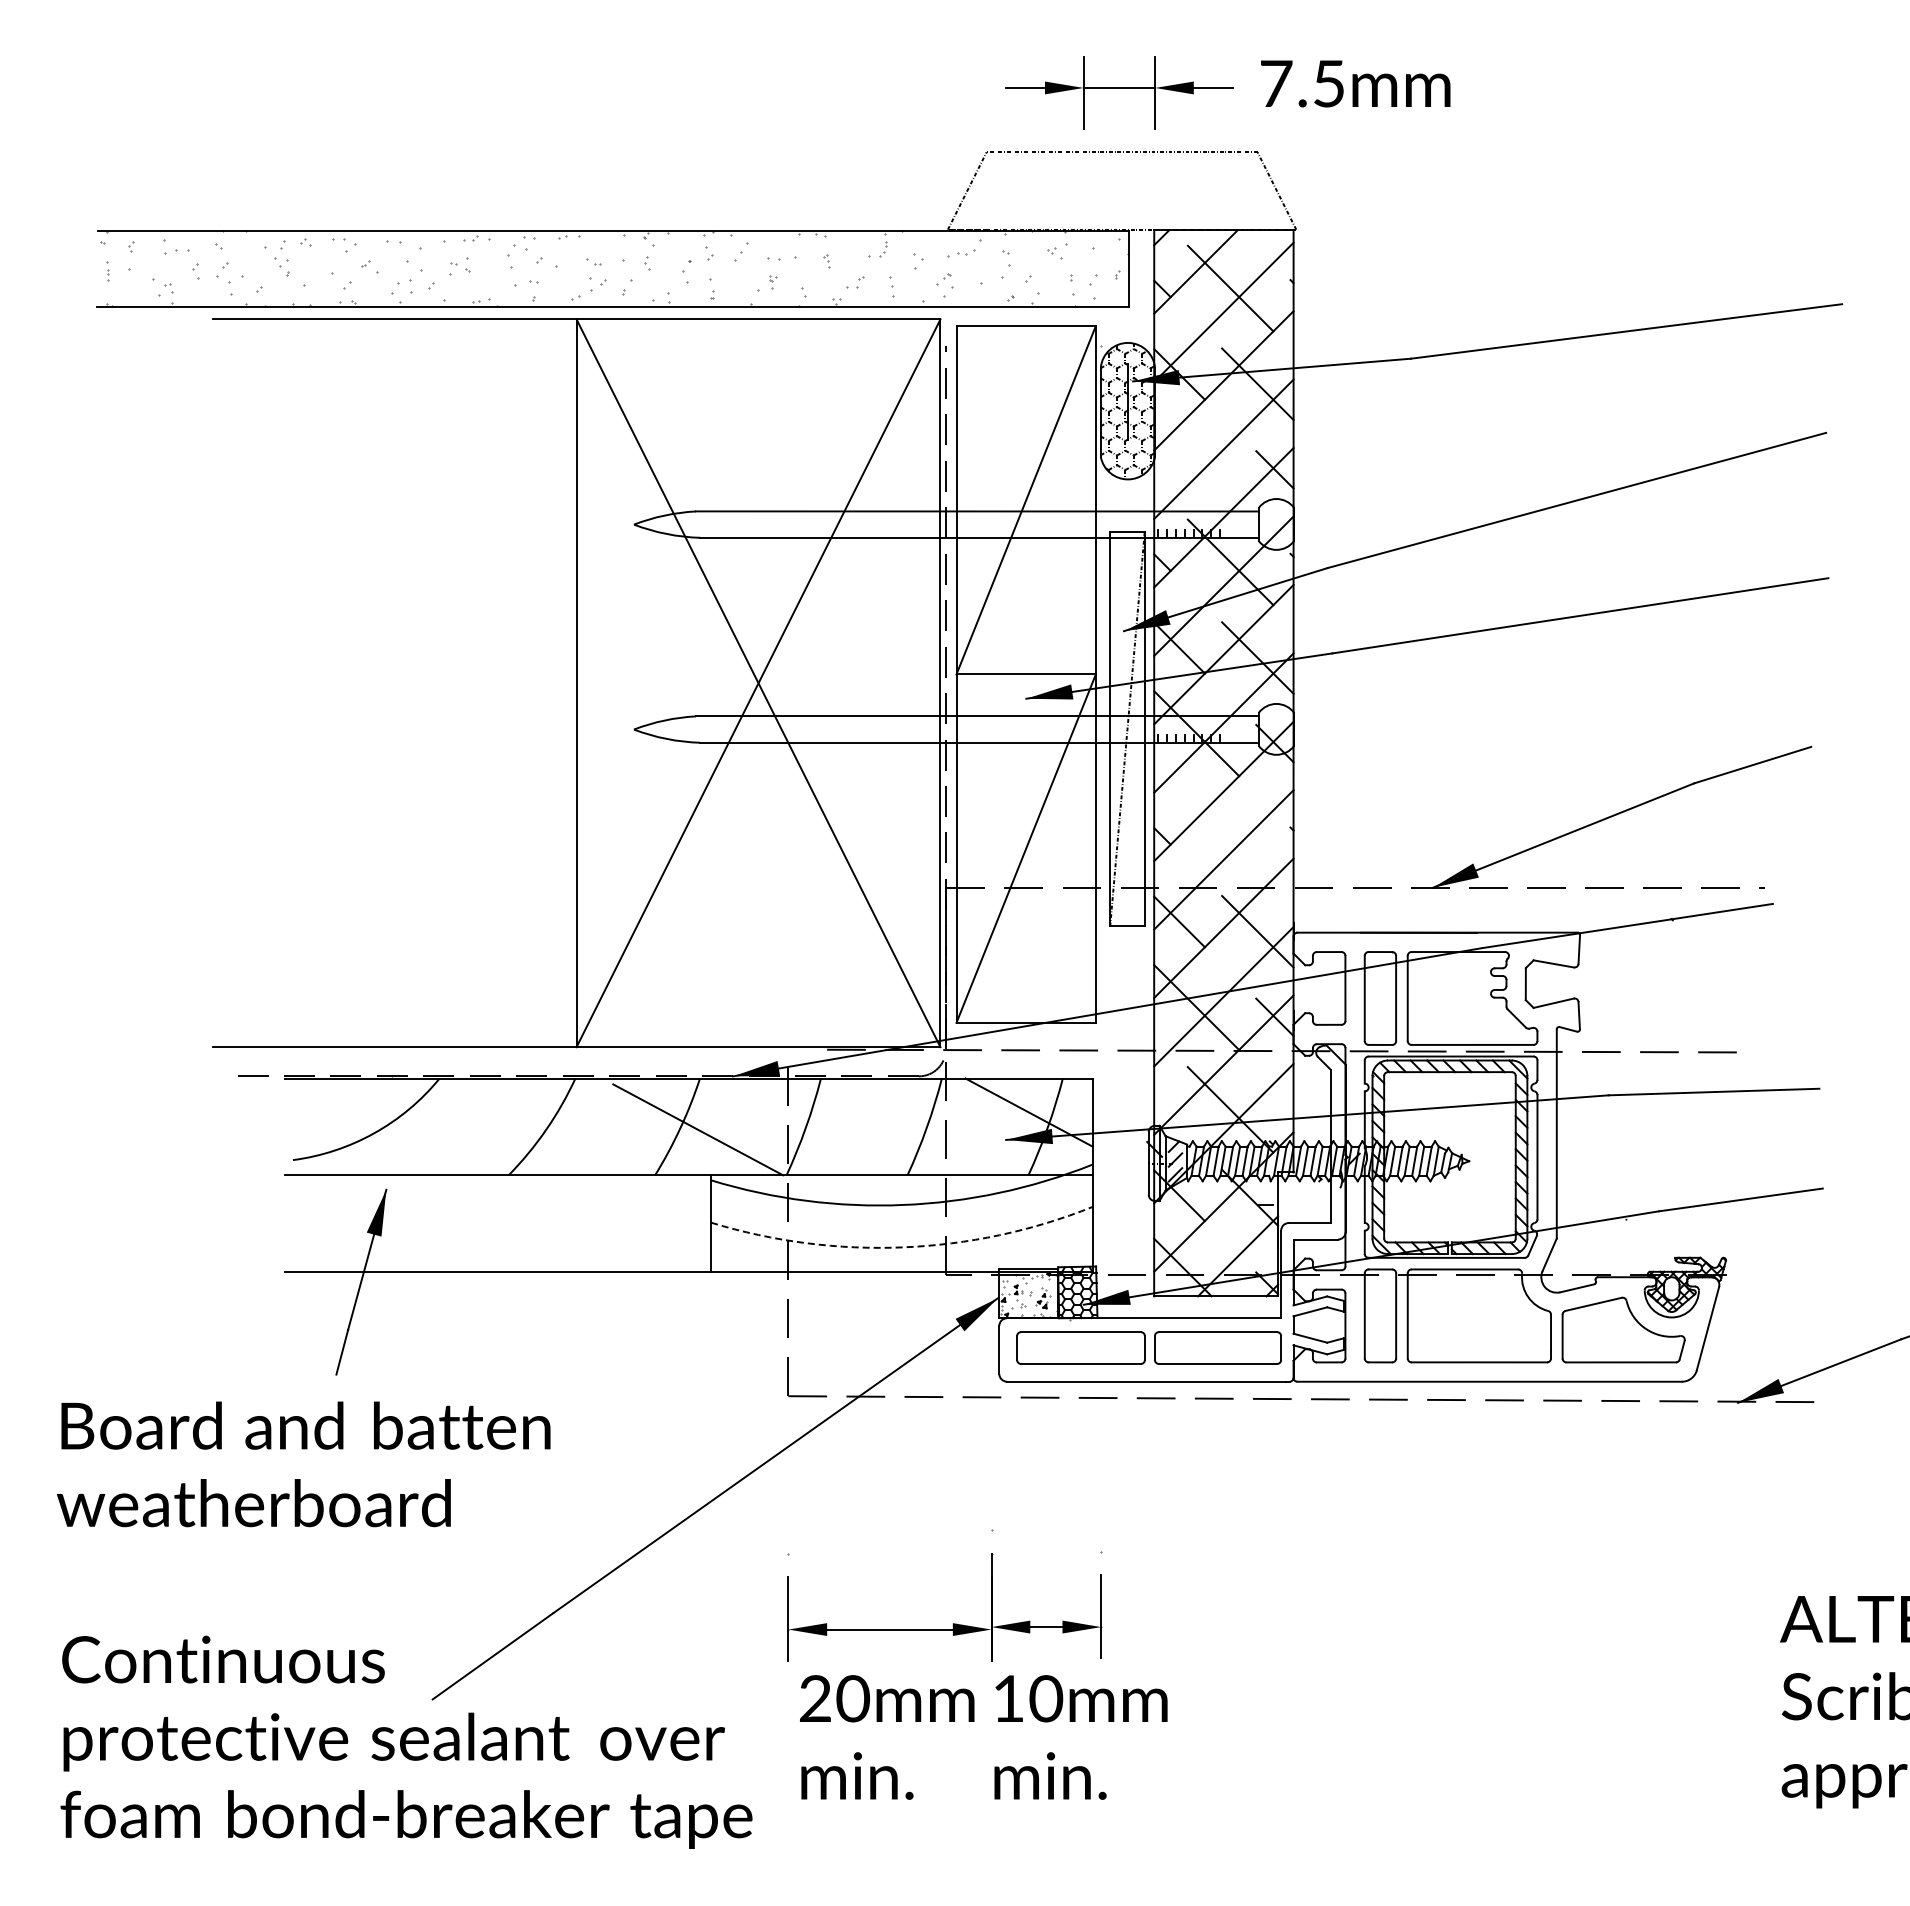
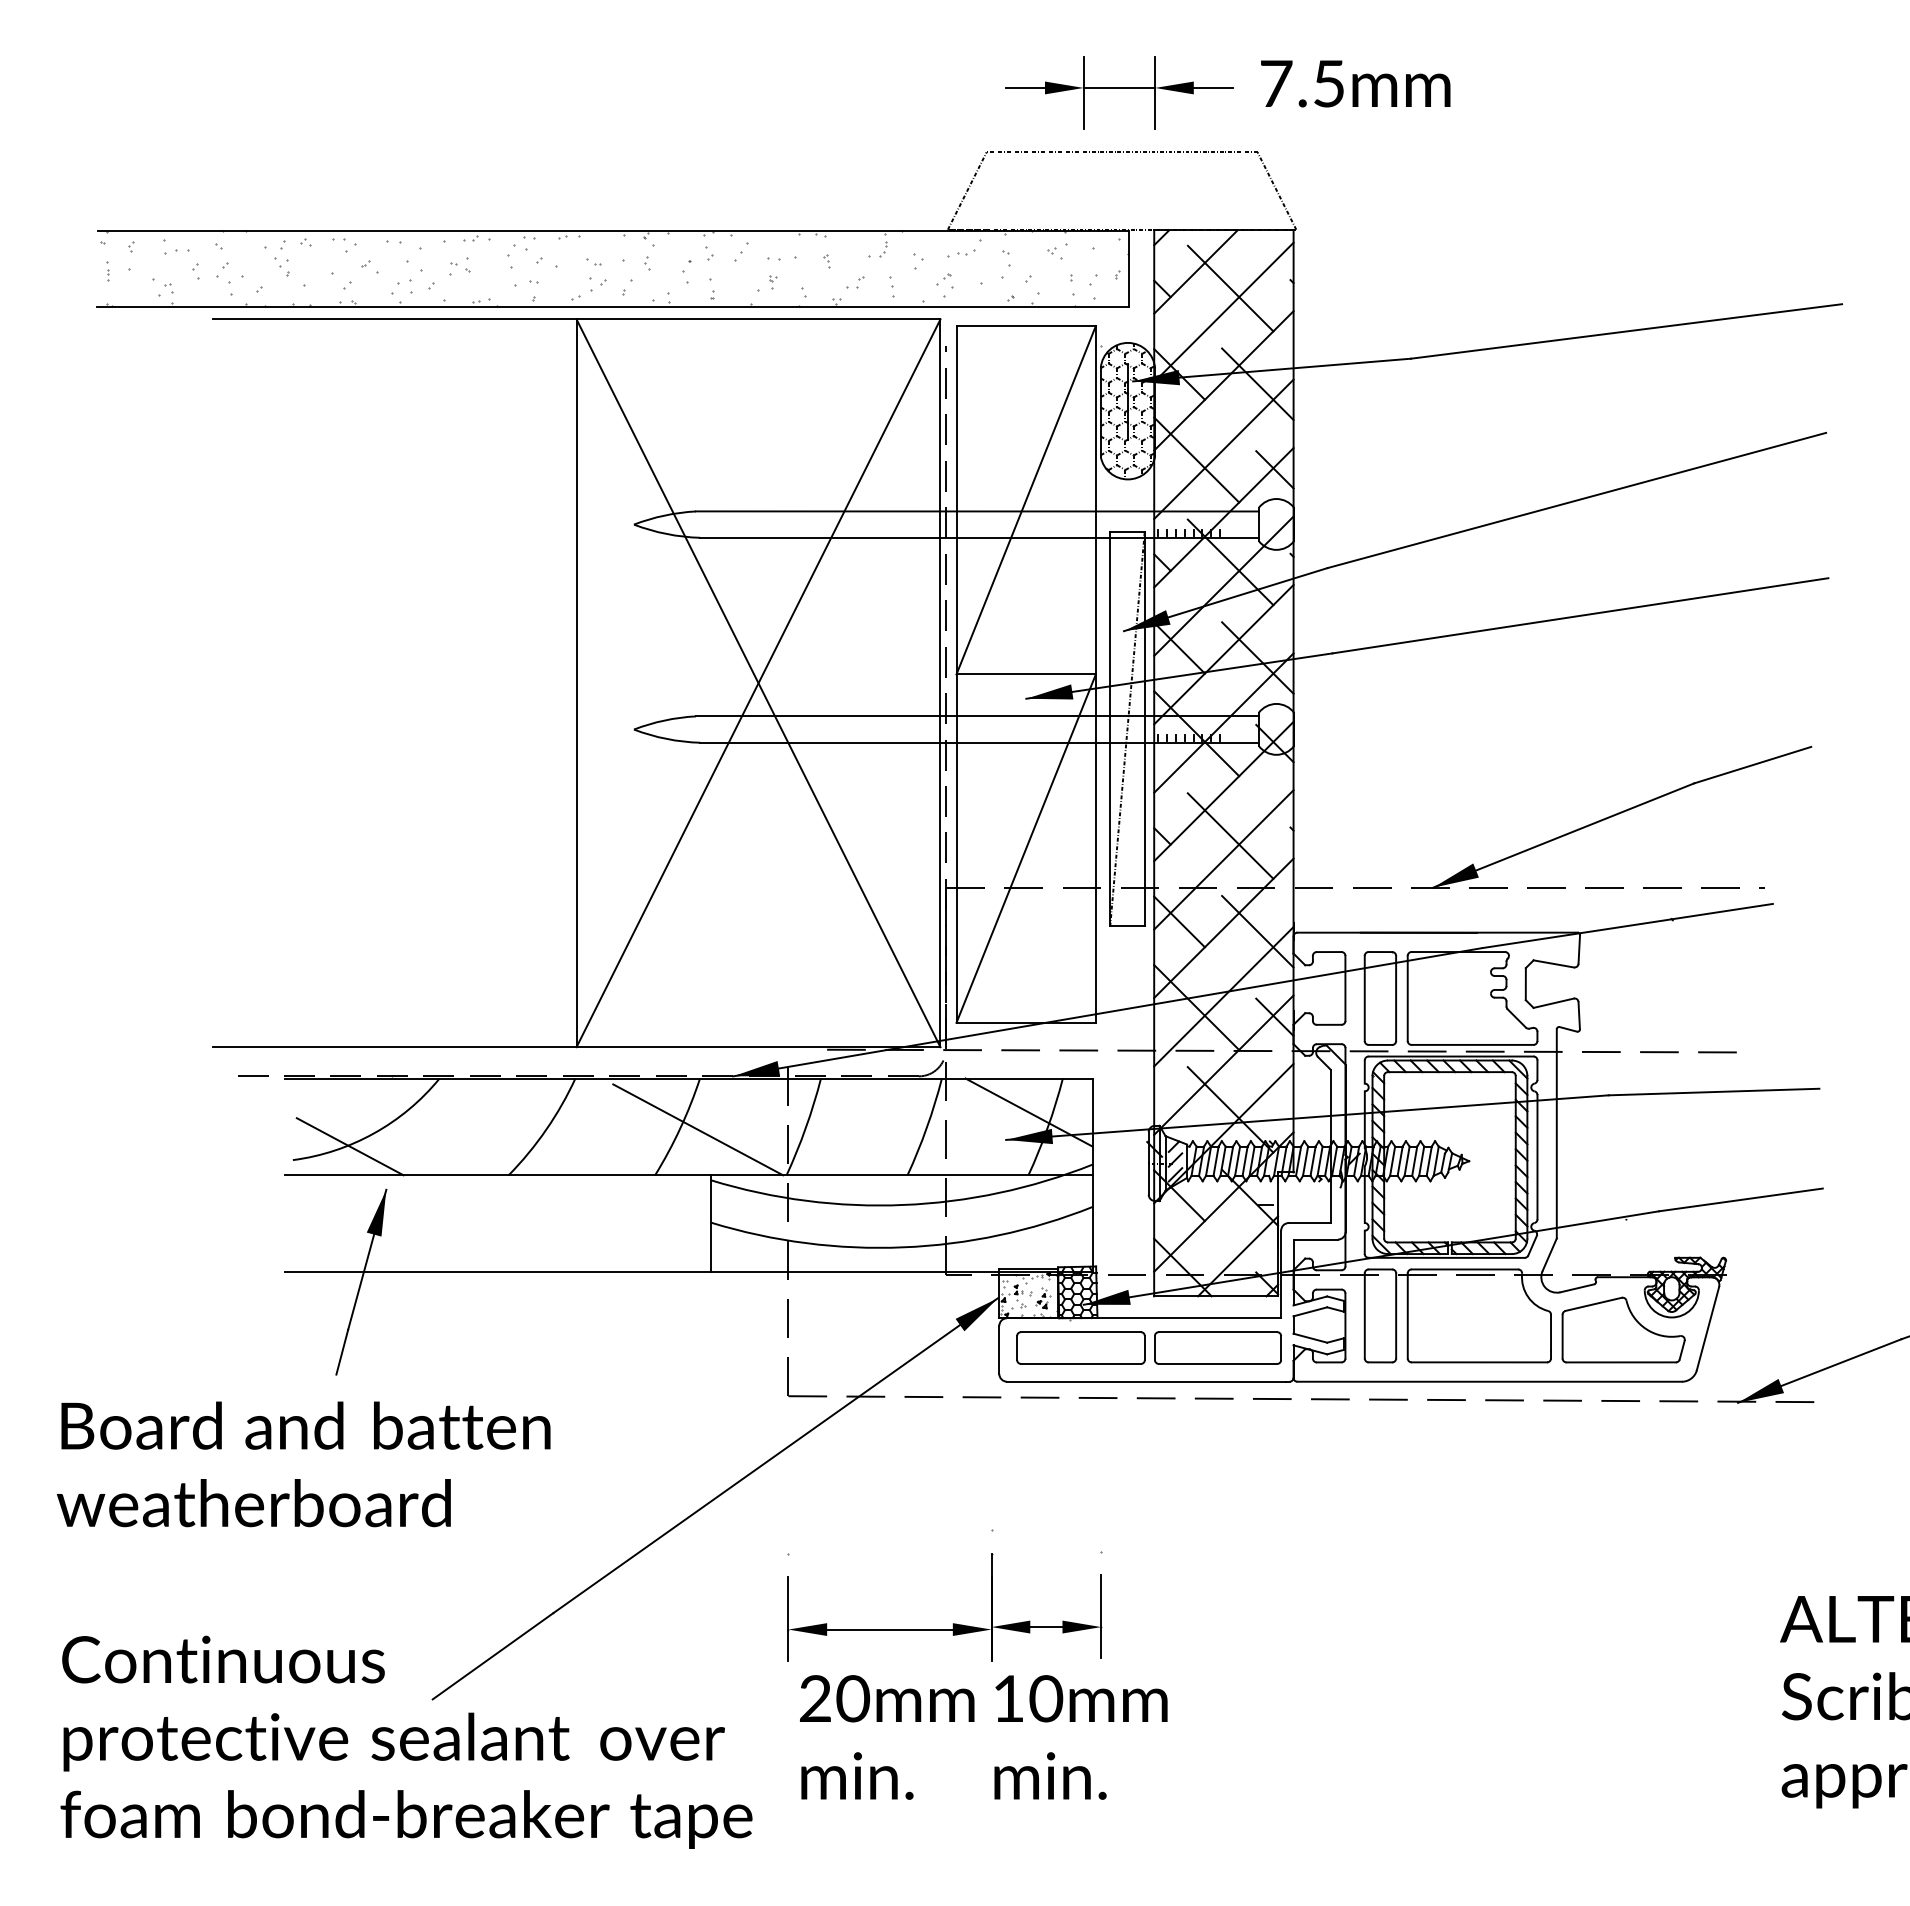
line: none -> present (1196, 459)
line: none -> present (1230, 835)
line: none -> present (349, 1146)
arc: dashed -> solid (903, 1247)
